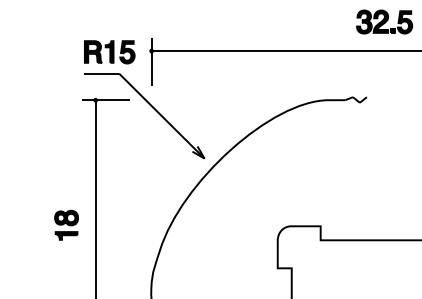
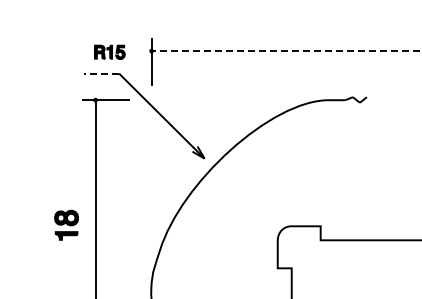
part: present -> none (384, 21)
line: solid -> dashed (286, 51)
part size: 52x25 px -> 32x16 px (109, 51)
line: solid -> dashed (101, 73)
